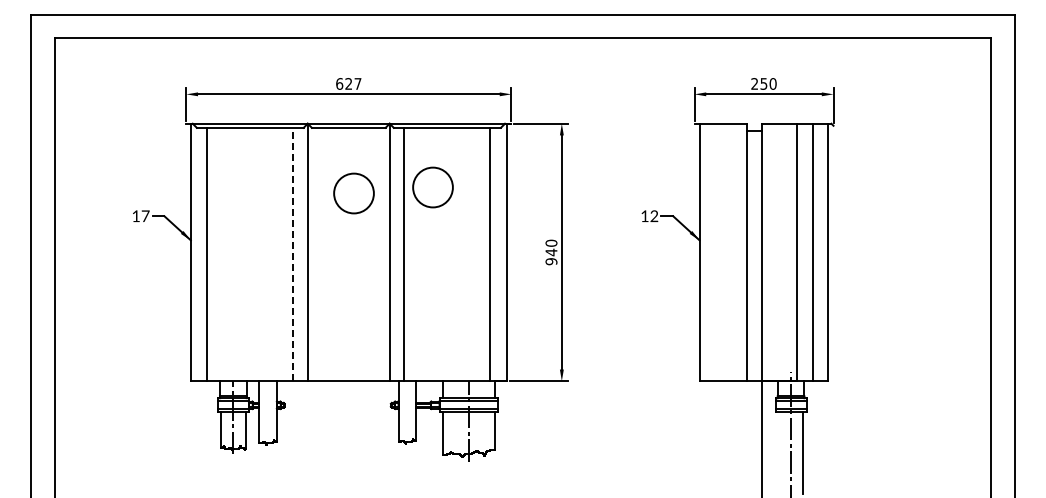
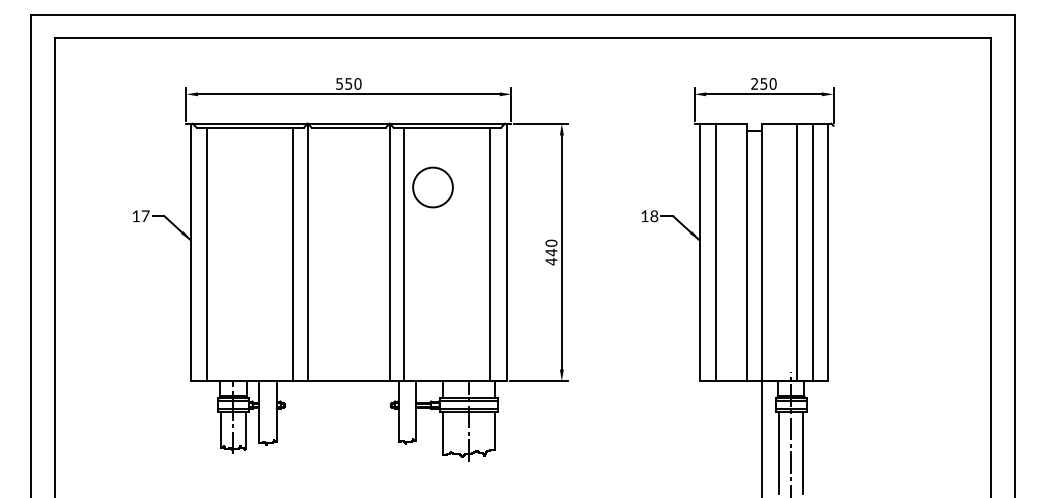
text: 627 -> 550 (348, 83)
circle: present -> none (353, 193)
text: 12 -> 18 (654, 216)
line: none -> present (716, 252)
line: dashed -> solid (293, 254)
text: 940 -> 440 (551, 261)
line: none -> present (778, 453)
